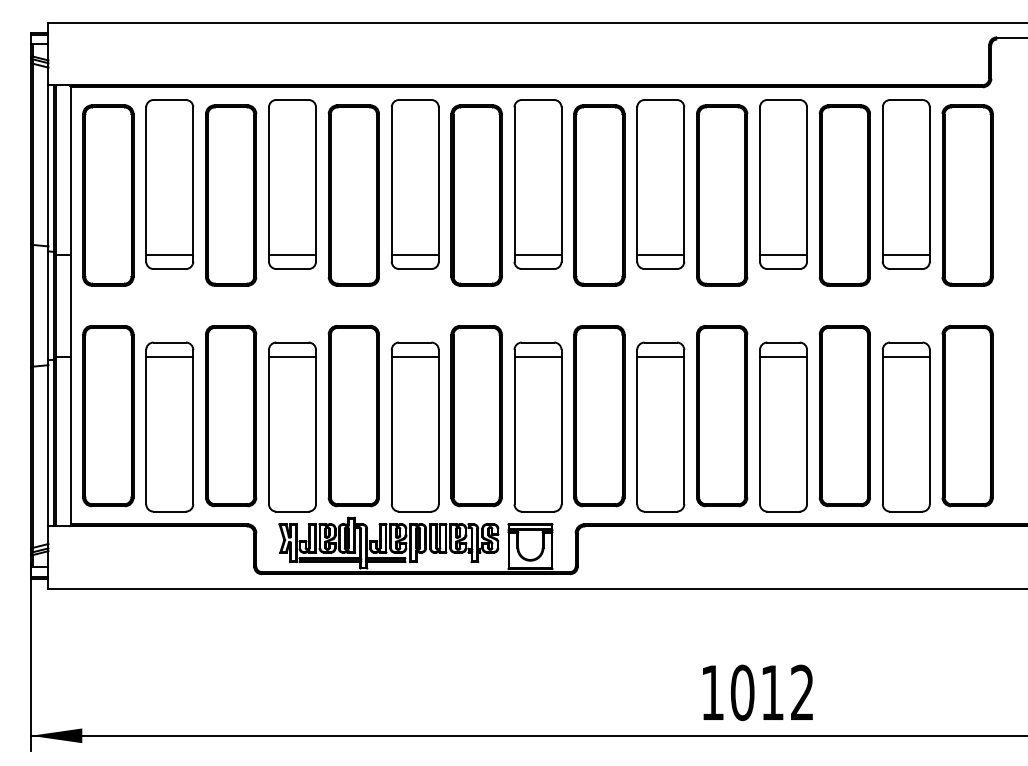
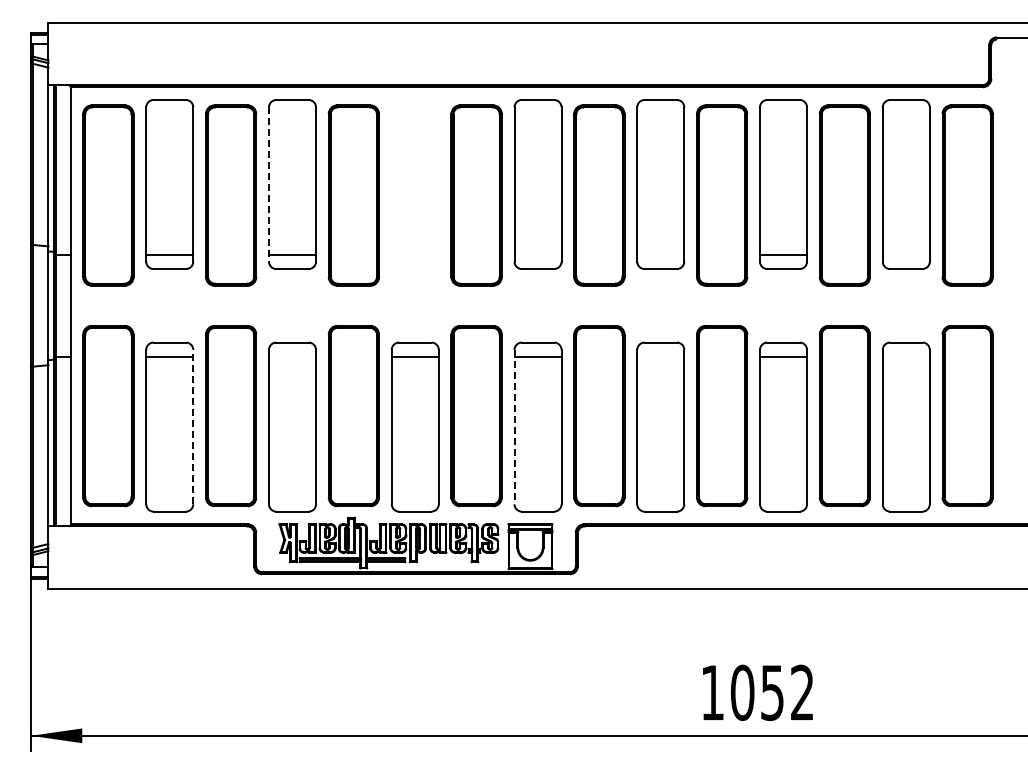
part: present -> none (414, 184)
line: solid -> dashed (268, 185)
line: present -> none (537, 254)
line: present -> none (660, 254)
line: present -> none (905, 254)
line: present -> none (292, 356)
line: present -> none (660, 356)
line: present -> none (905, 356)
line: solid -> dashed (193, 426)
line: solid -> dashed (514, 427)
text: 1012 -> 1052 (772, 693)
